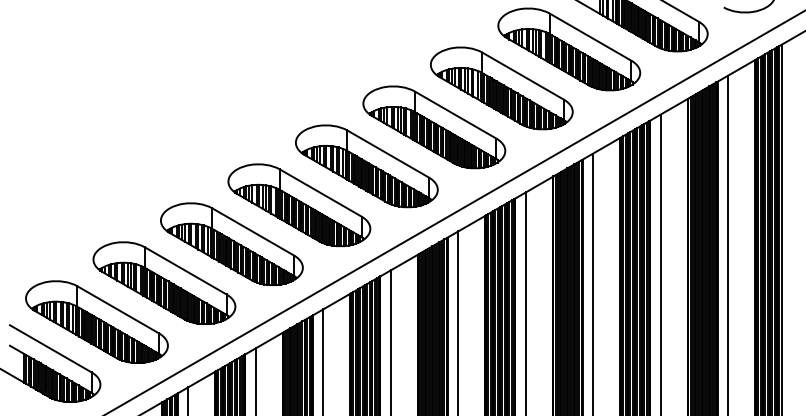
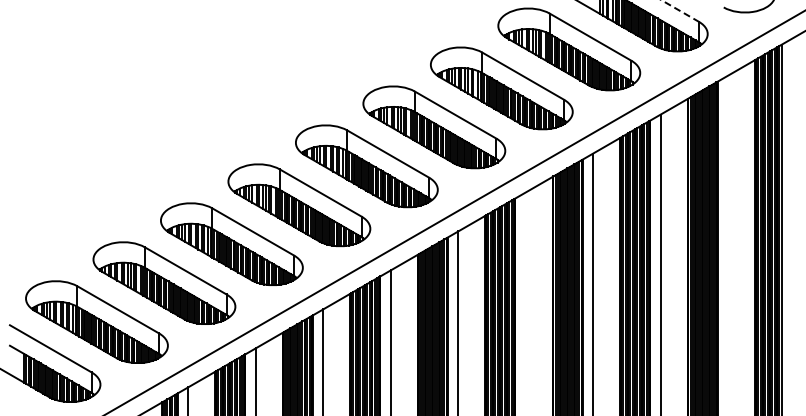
line: solid -> dashed (680, 11)
line: present -> none (728, 243)
line: present -> none (525, 302)
